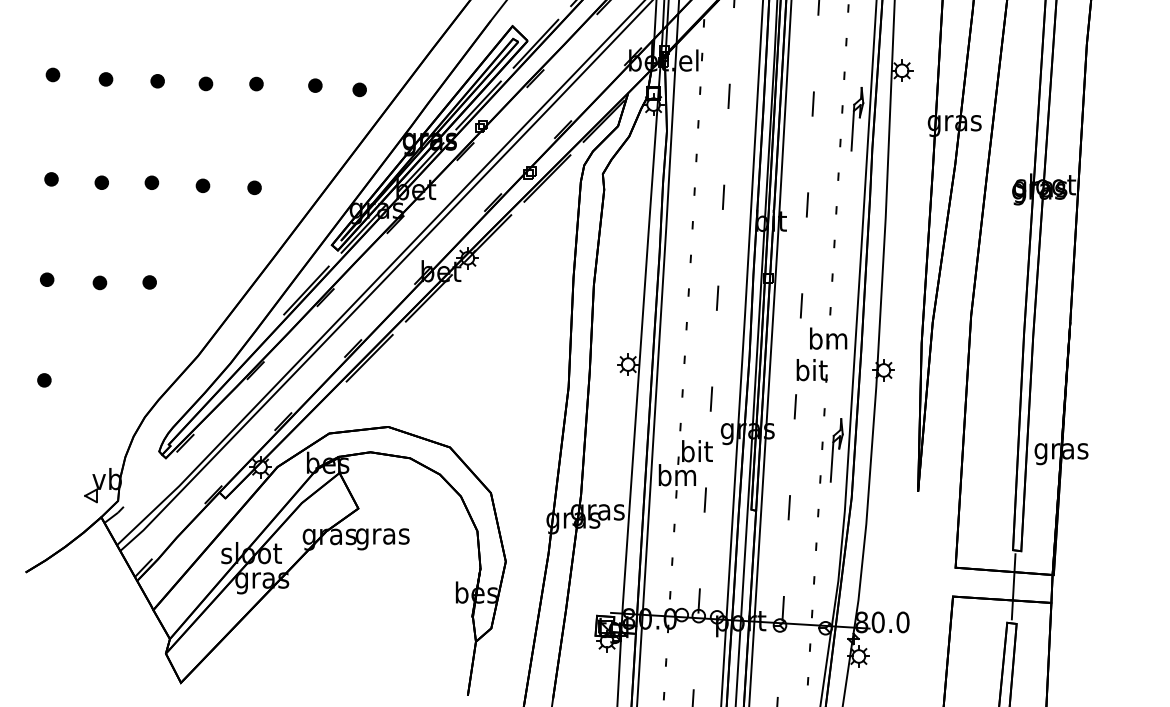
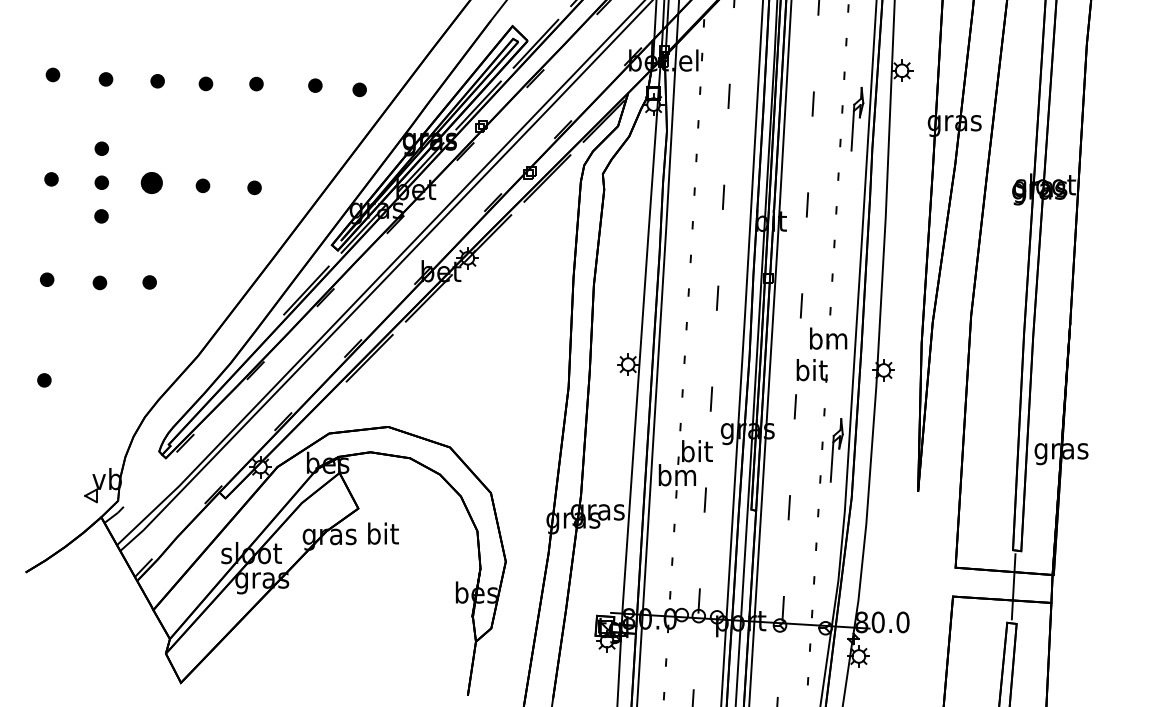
part: none -> present (101, 148)
part size: 16x15 px -> 23x22 px (151, 182)
part: none -> present (101, 216)
text: gras -> bit (382, 536)
